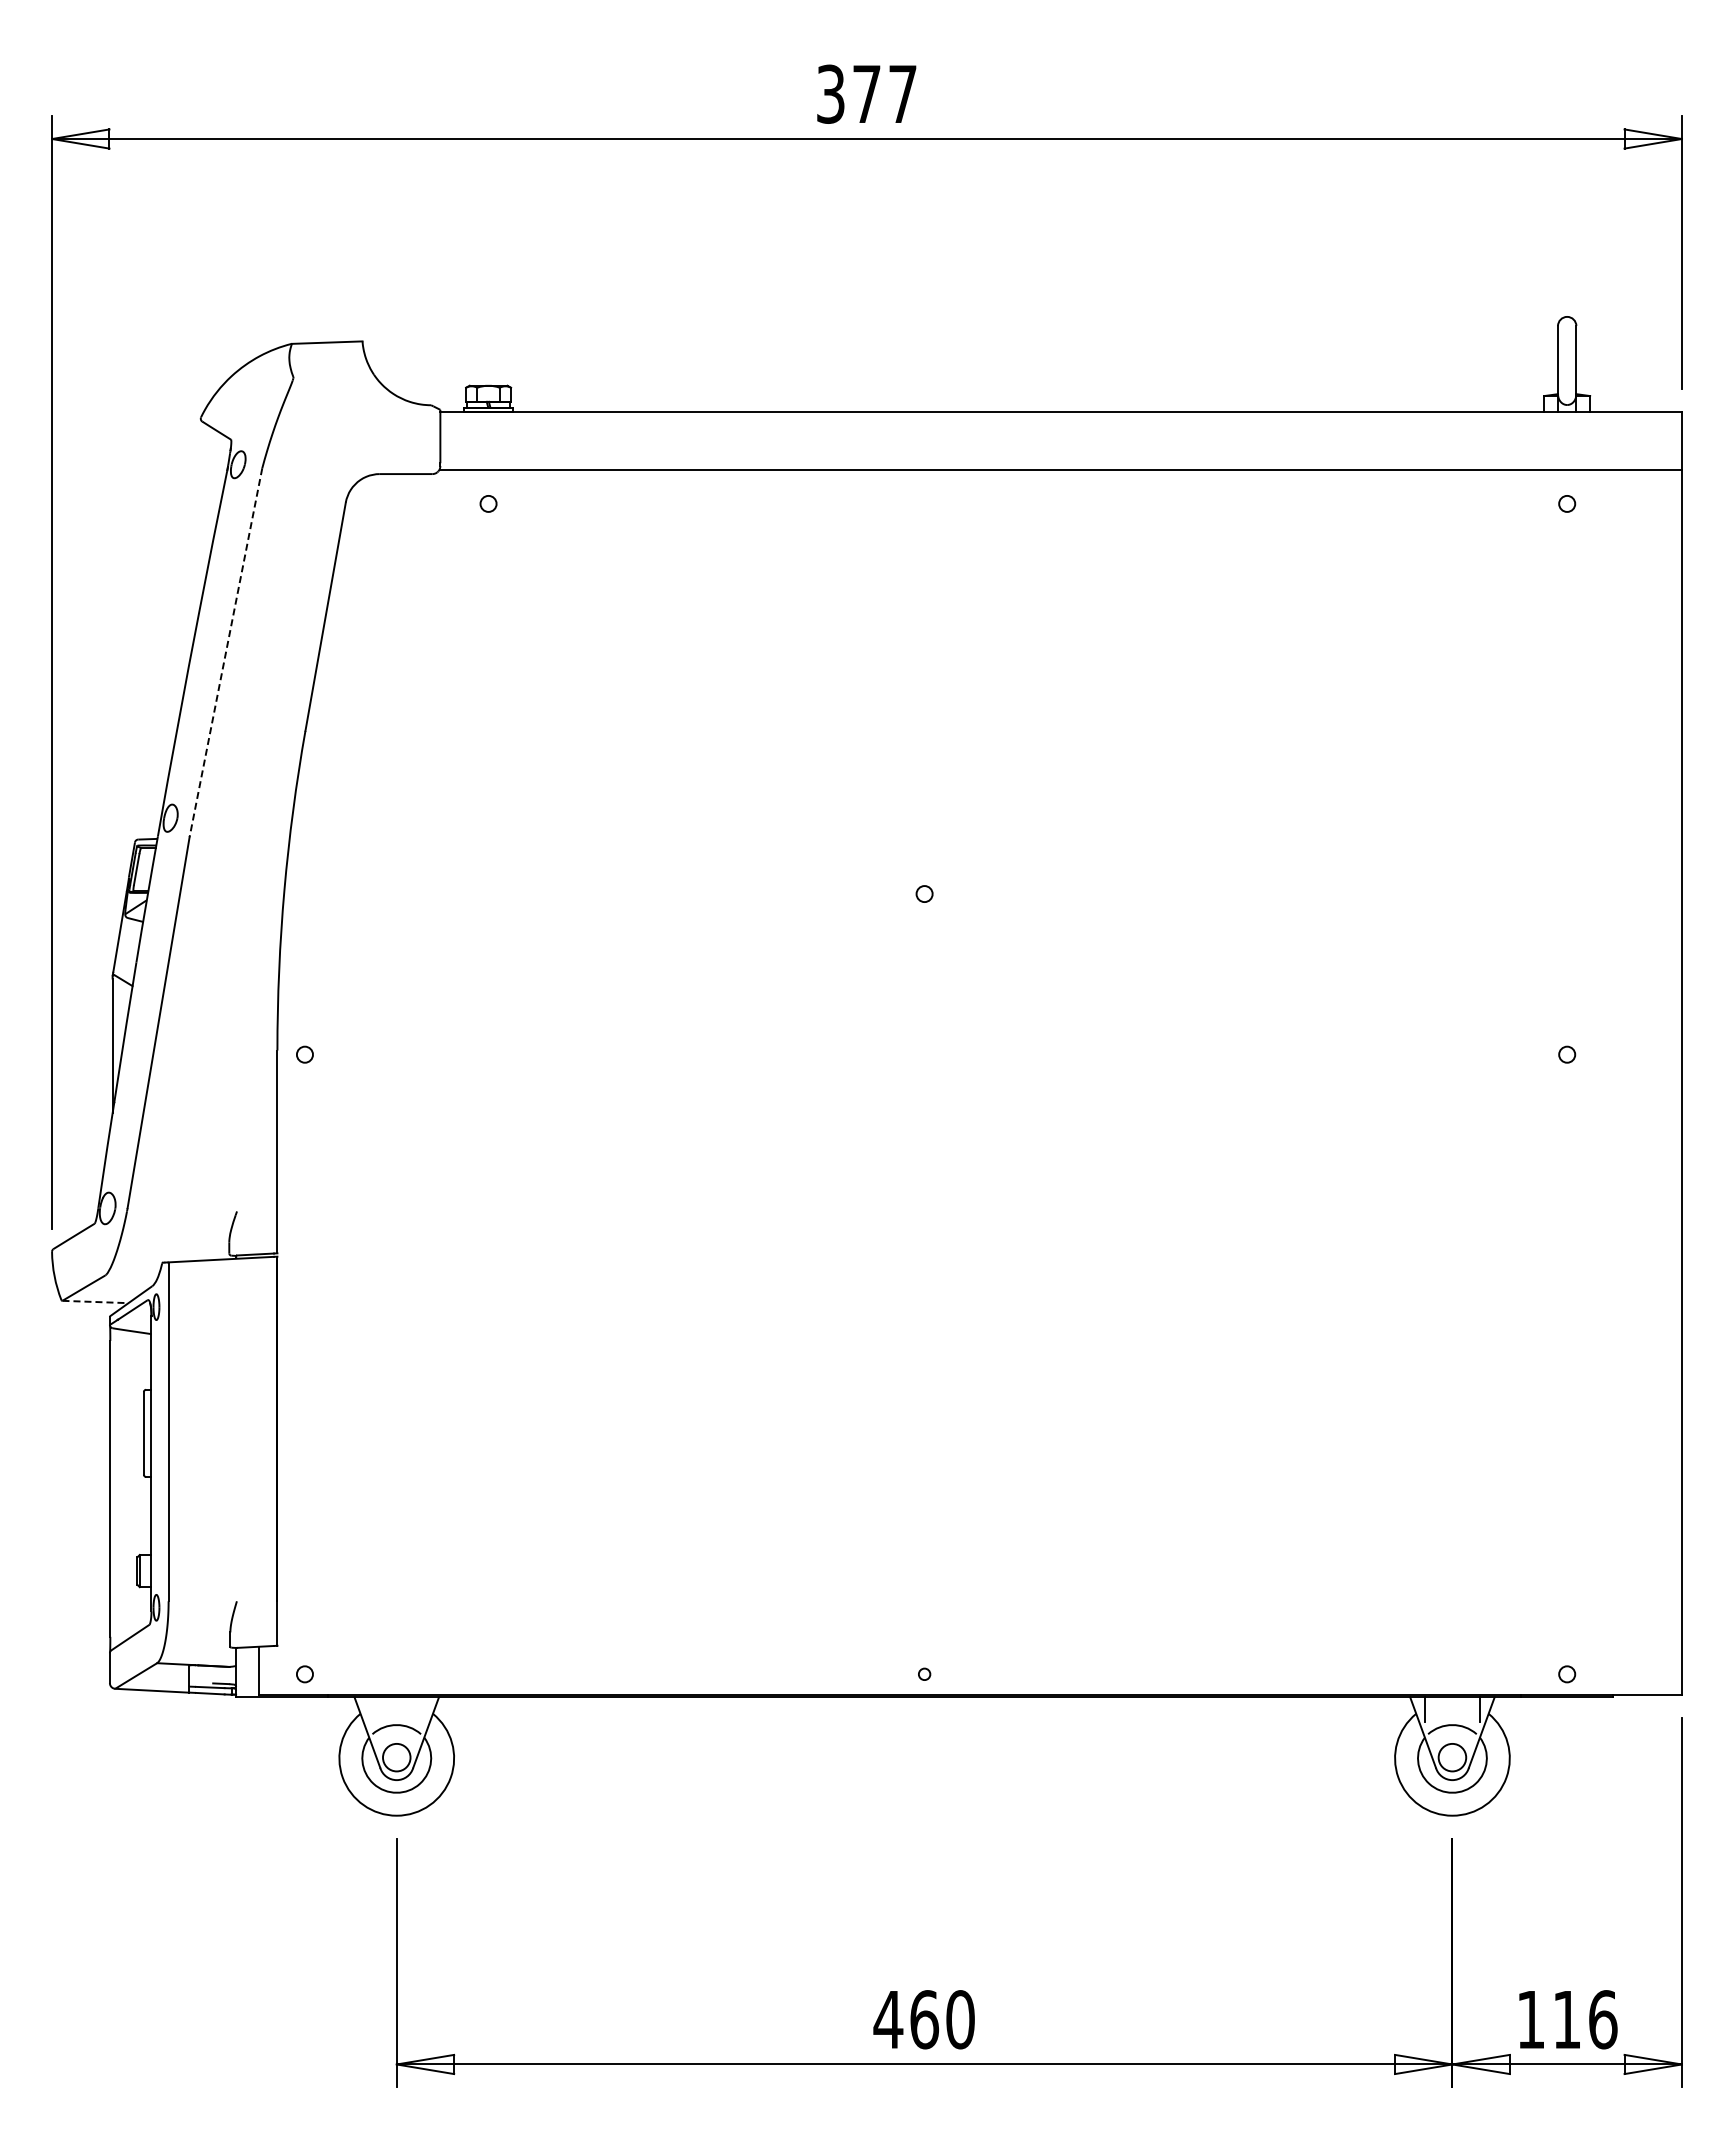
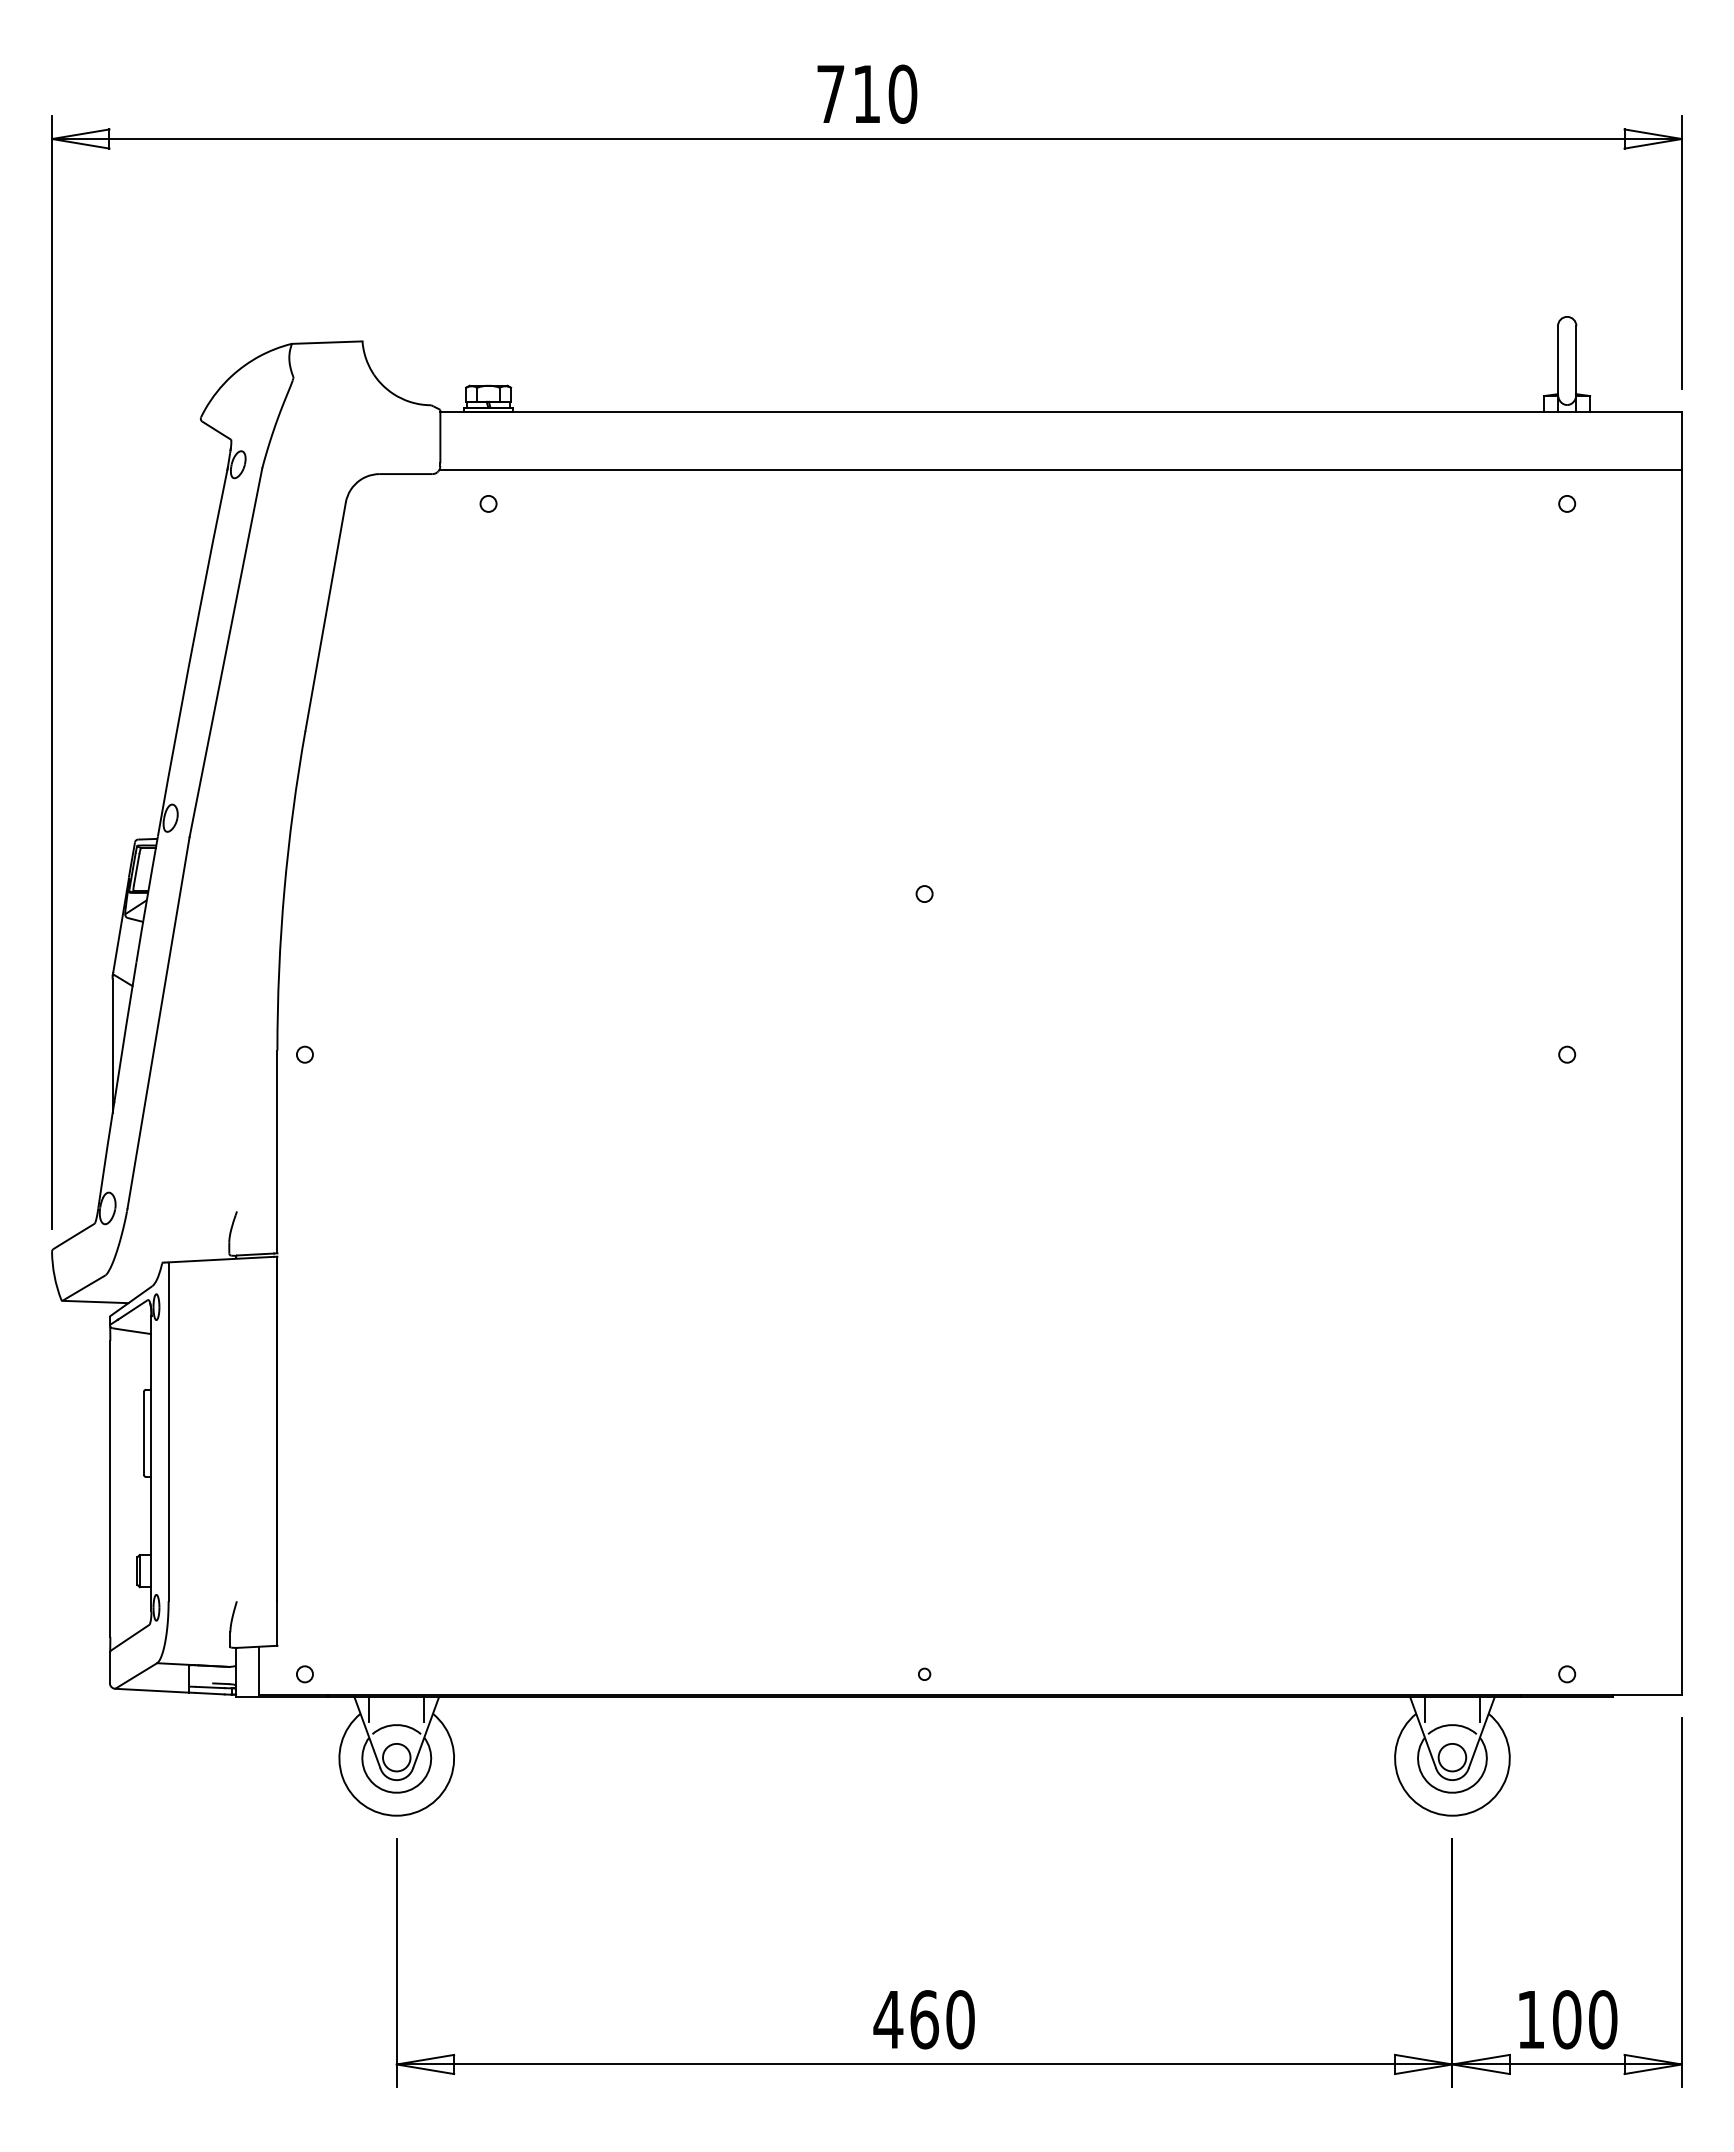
text: 377 -> 710 (867, 93)
line: dashed -> solid (225, 653)
line: dashed -> solid (95, 1302)
line: none -> present (369, 1709)
line: none -> present (424, 1709)
text: 116 -> 100 (1585, 2019)
